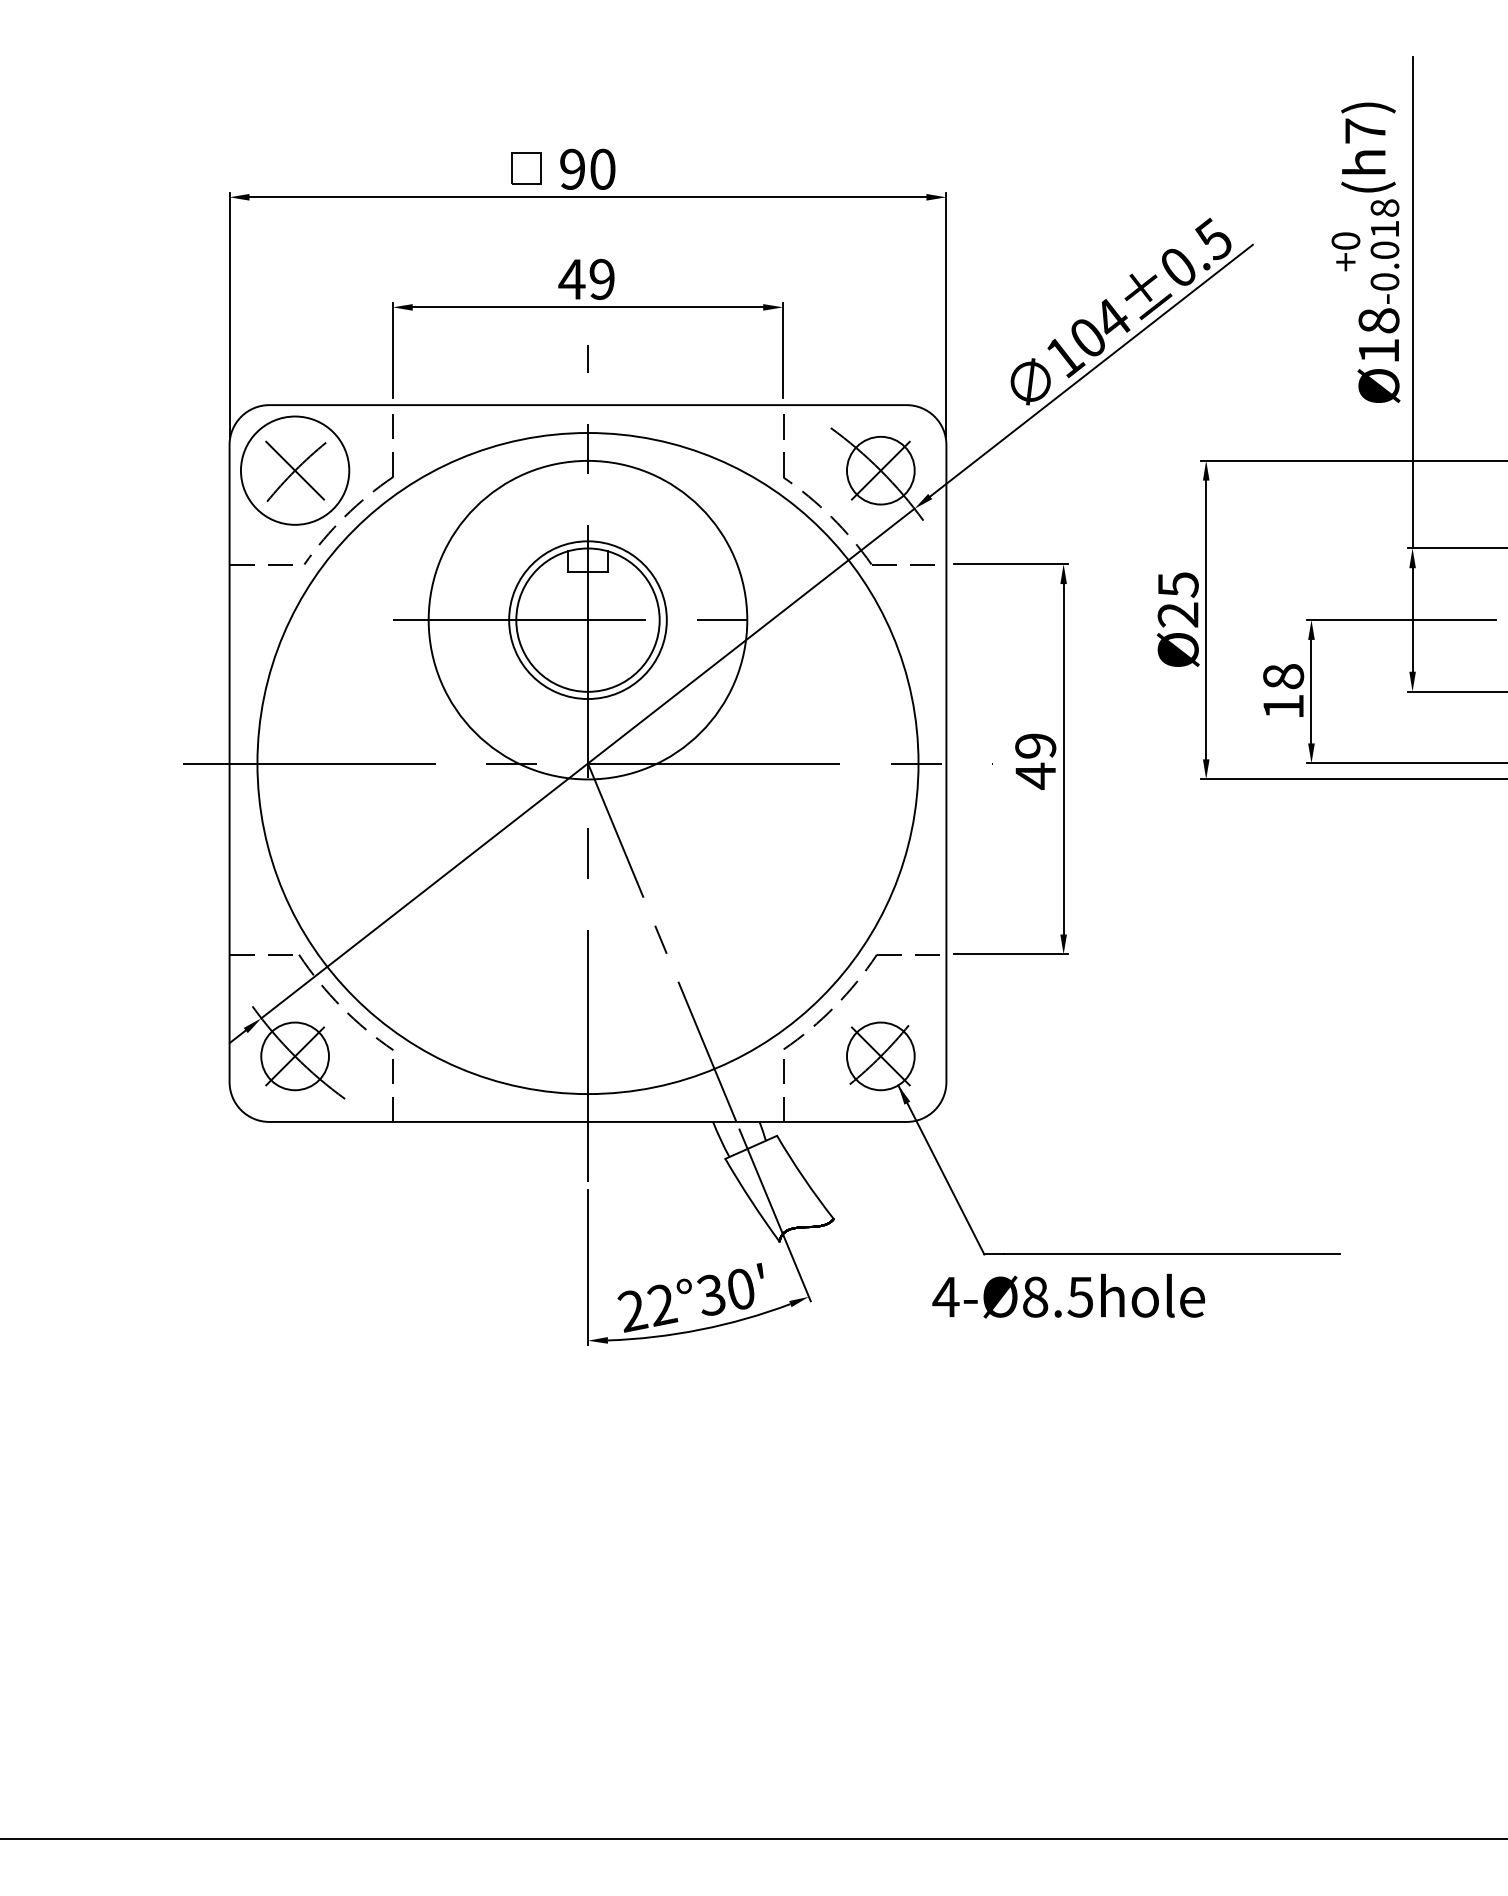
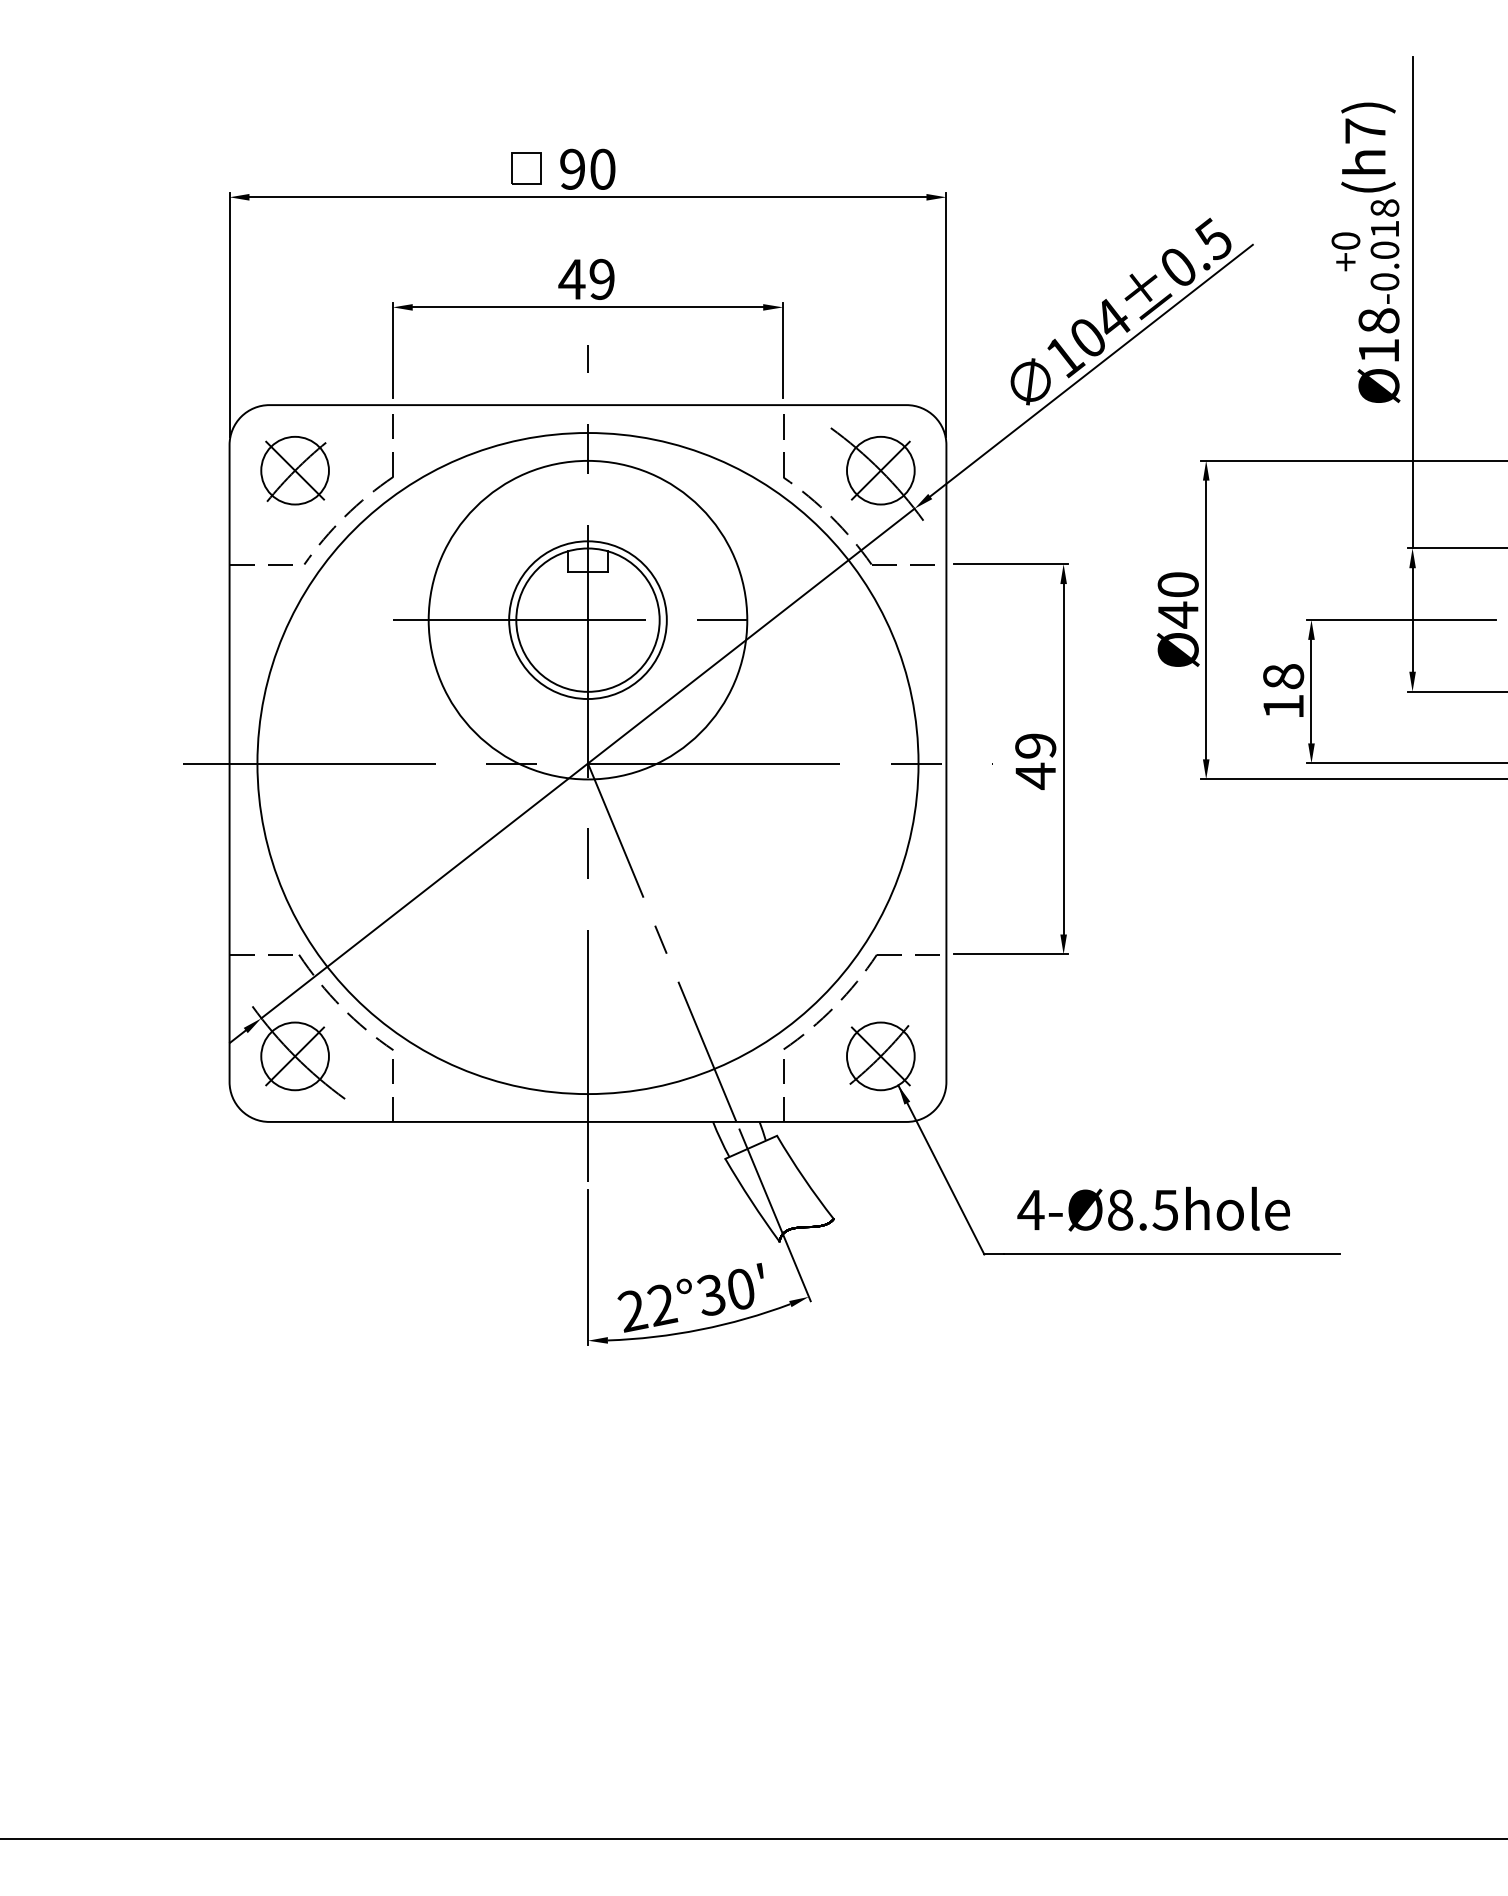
circle diameter: 108 px -> 68 px (294, 470)
text: 25 -> 40 (1177, 600)
text position: (1068, 1295) -> (1153, 1208) (1153, 1208)
